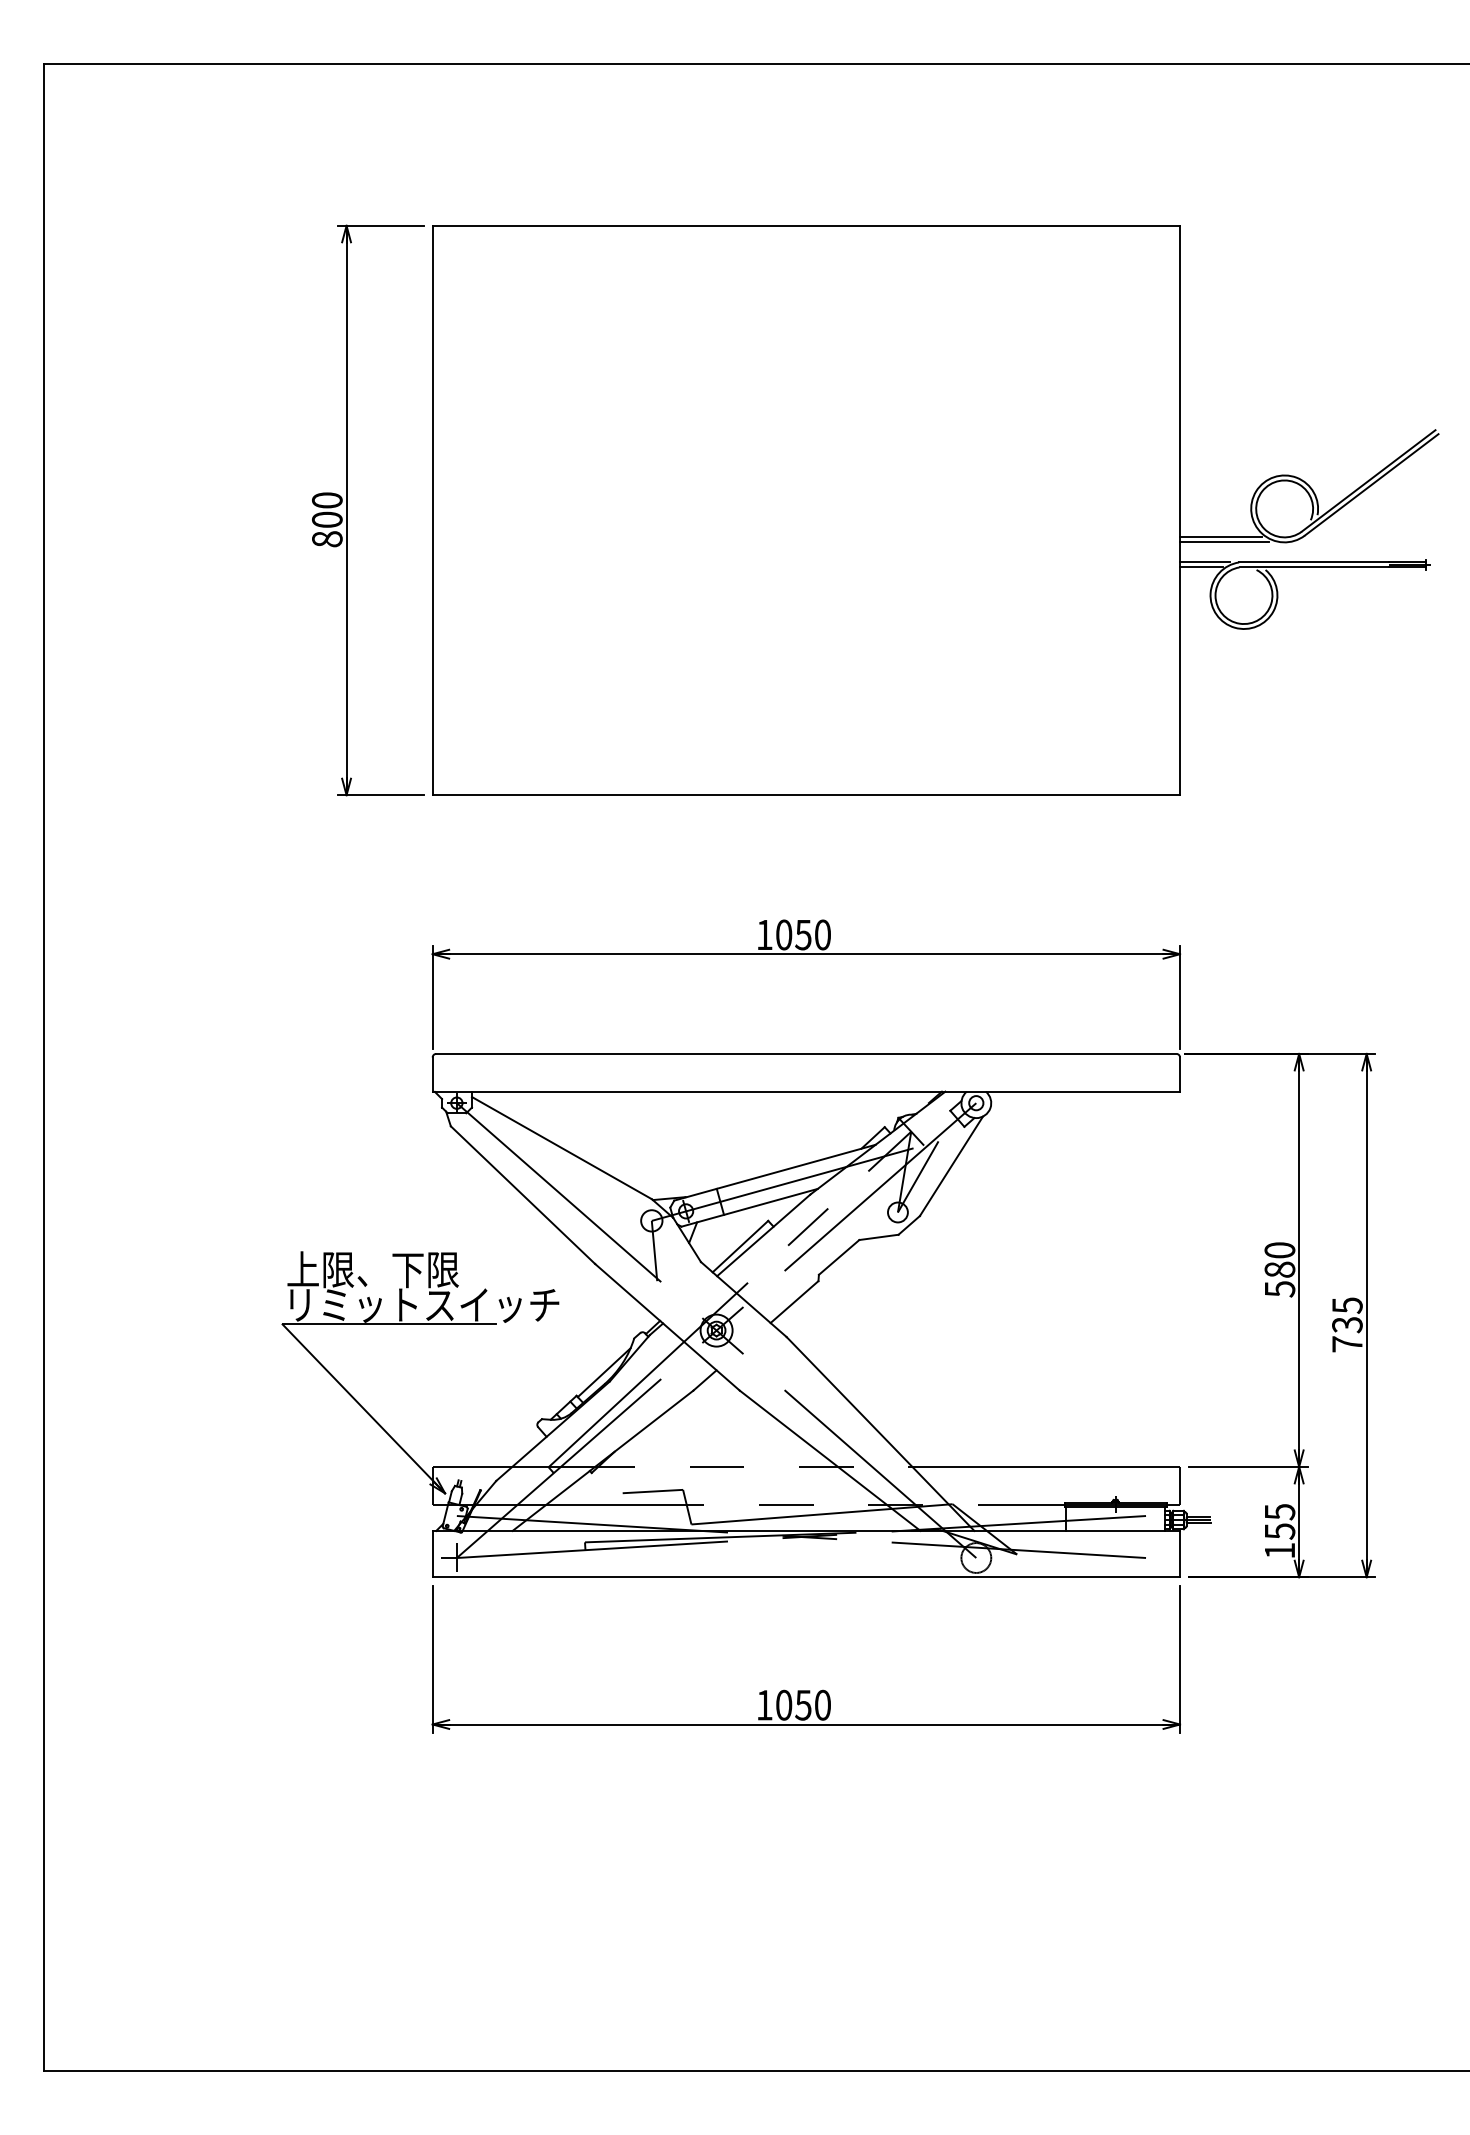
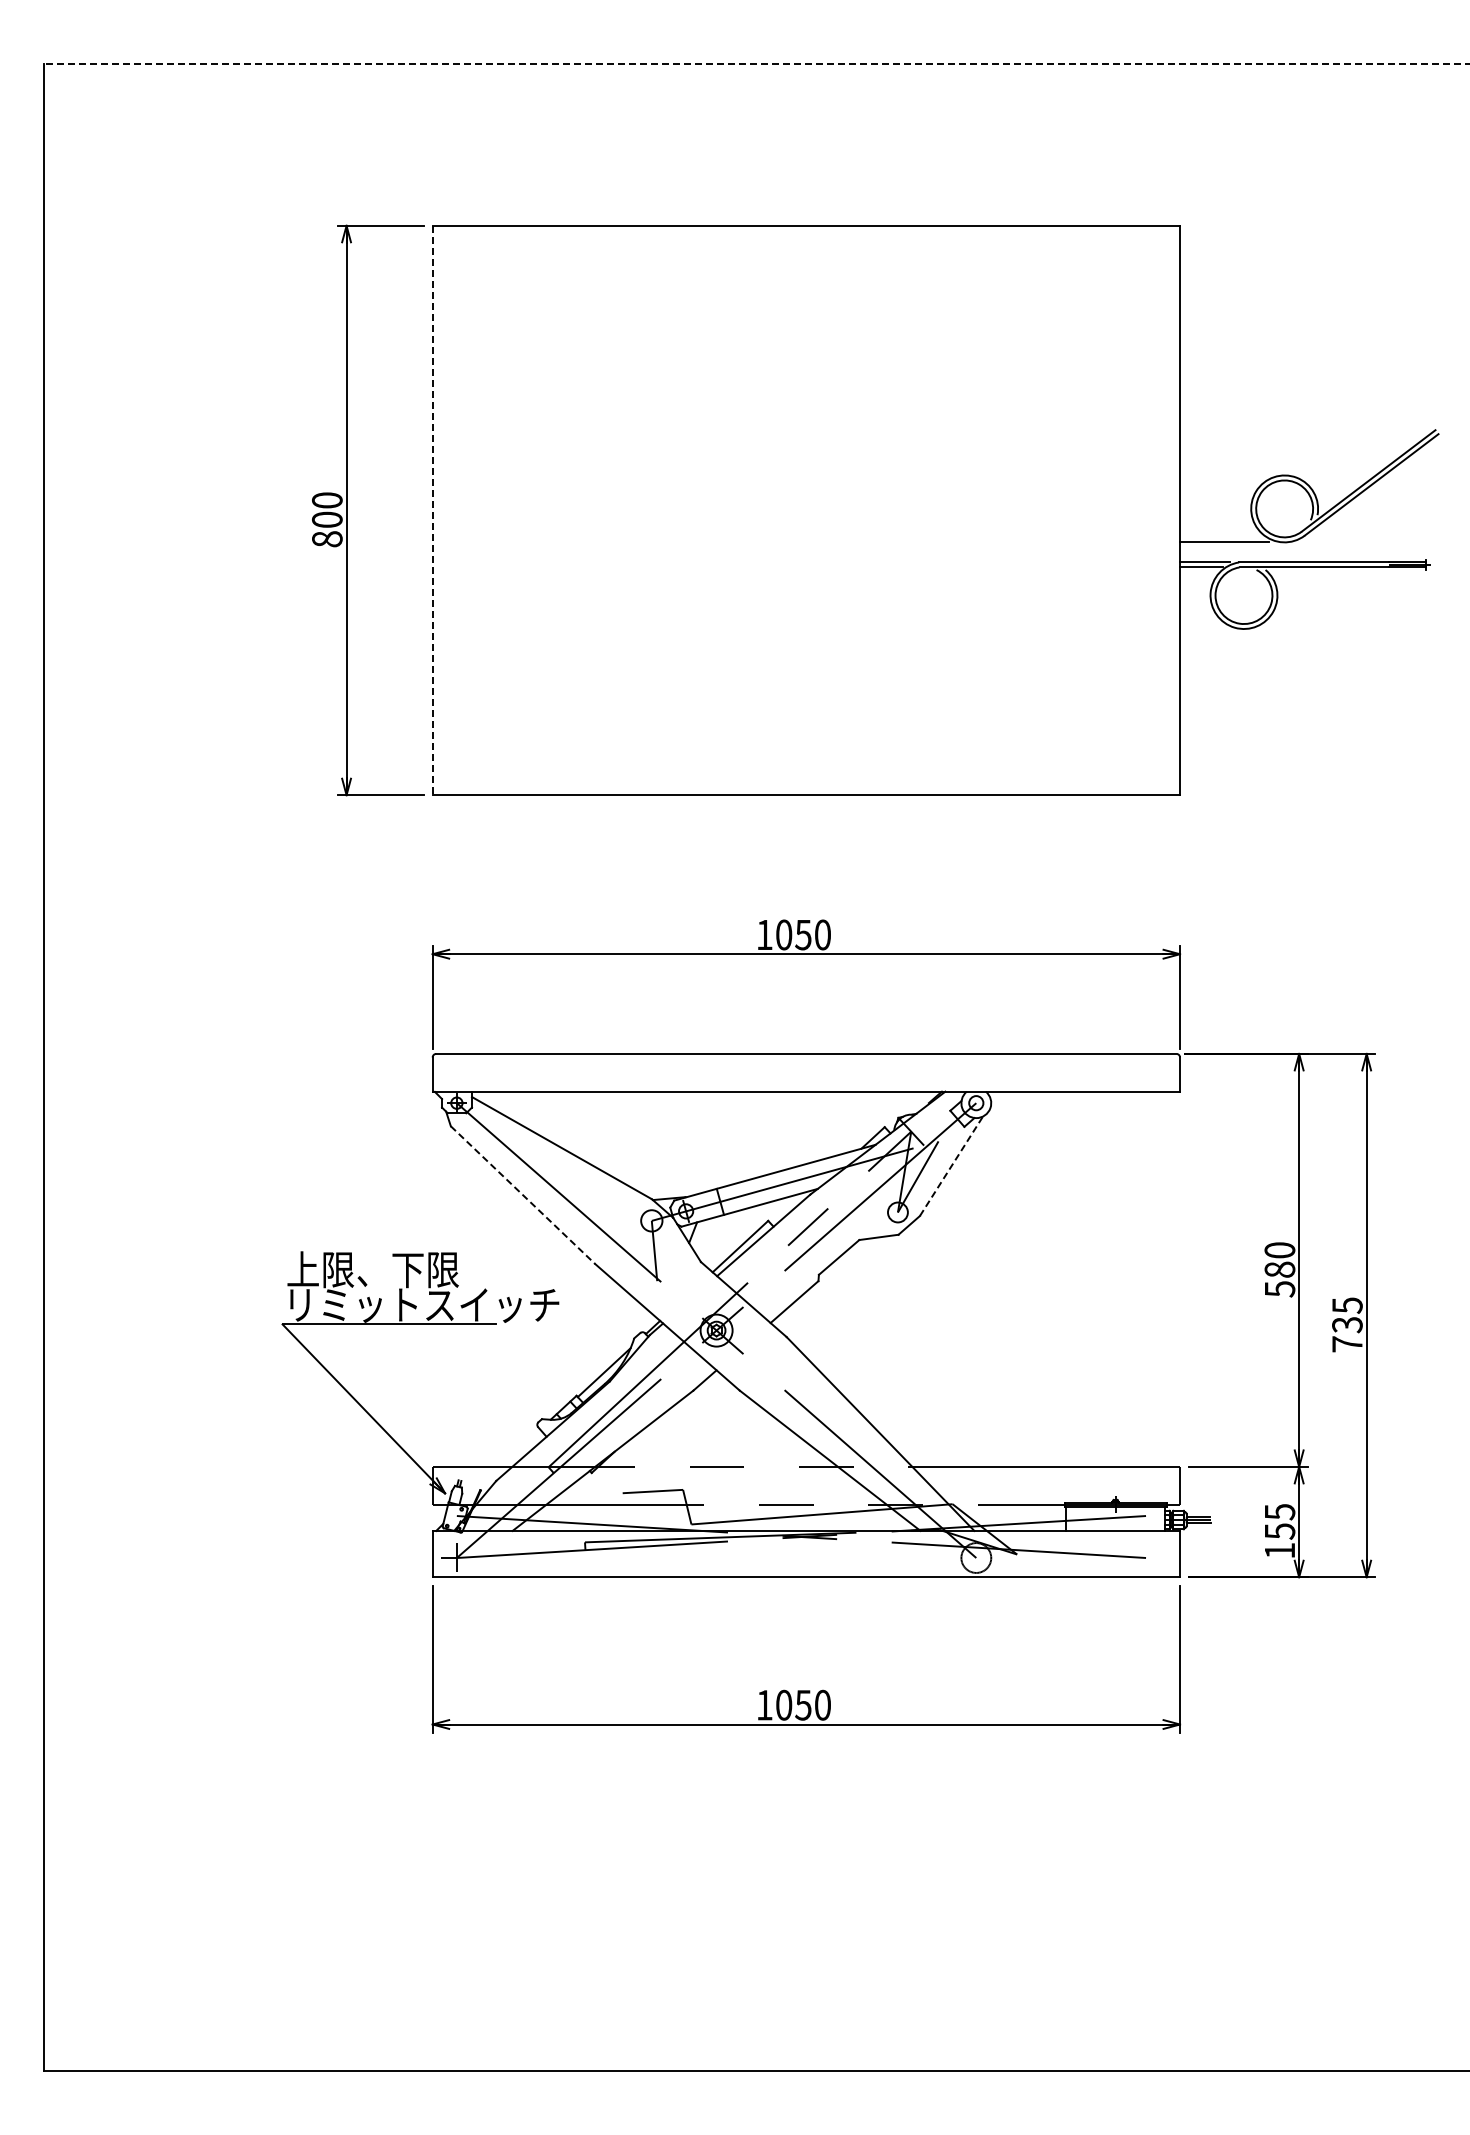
line: solid -> dashed (756, 64)
line: solid -> dashed (432, 510)
line: present -> none (1221, 537)
line: solid -> dashed (951, 1166)
line: solid -> dashed (523, 1195)
